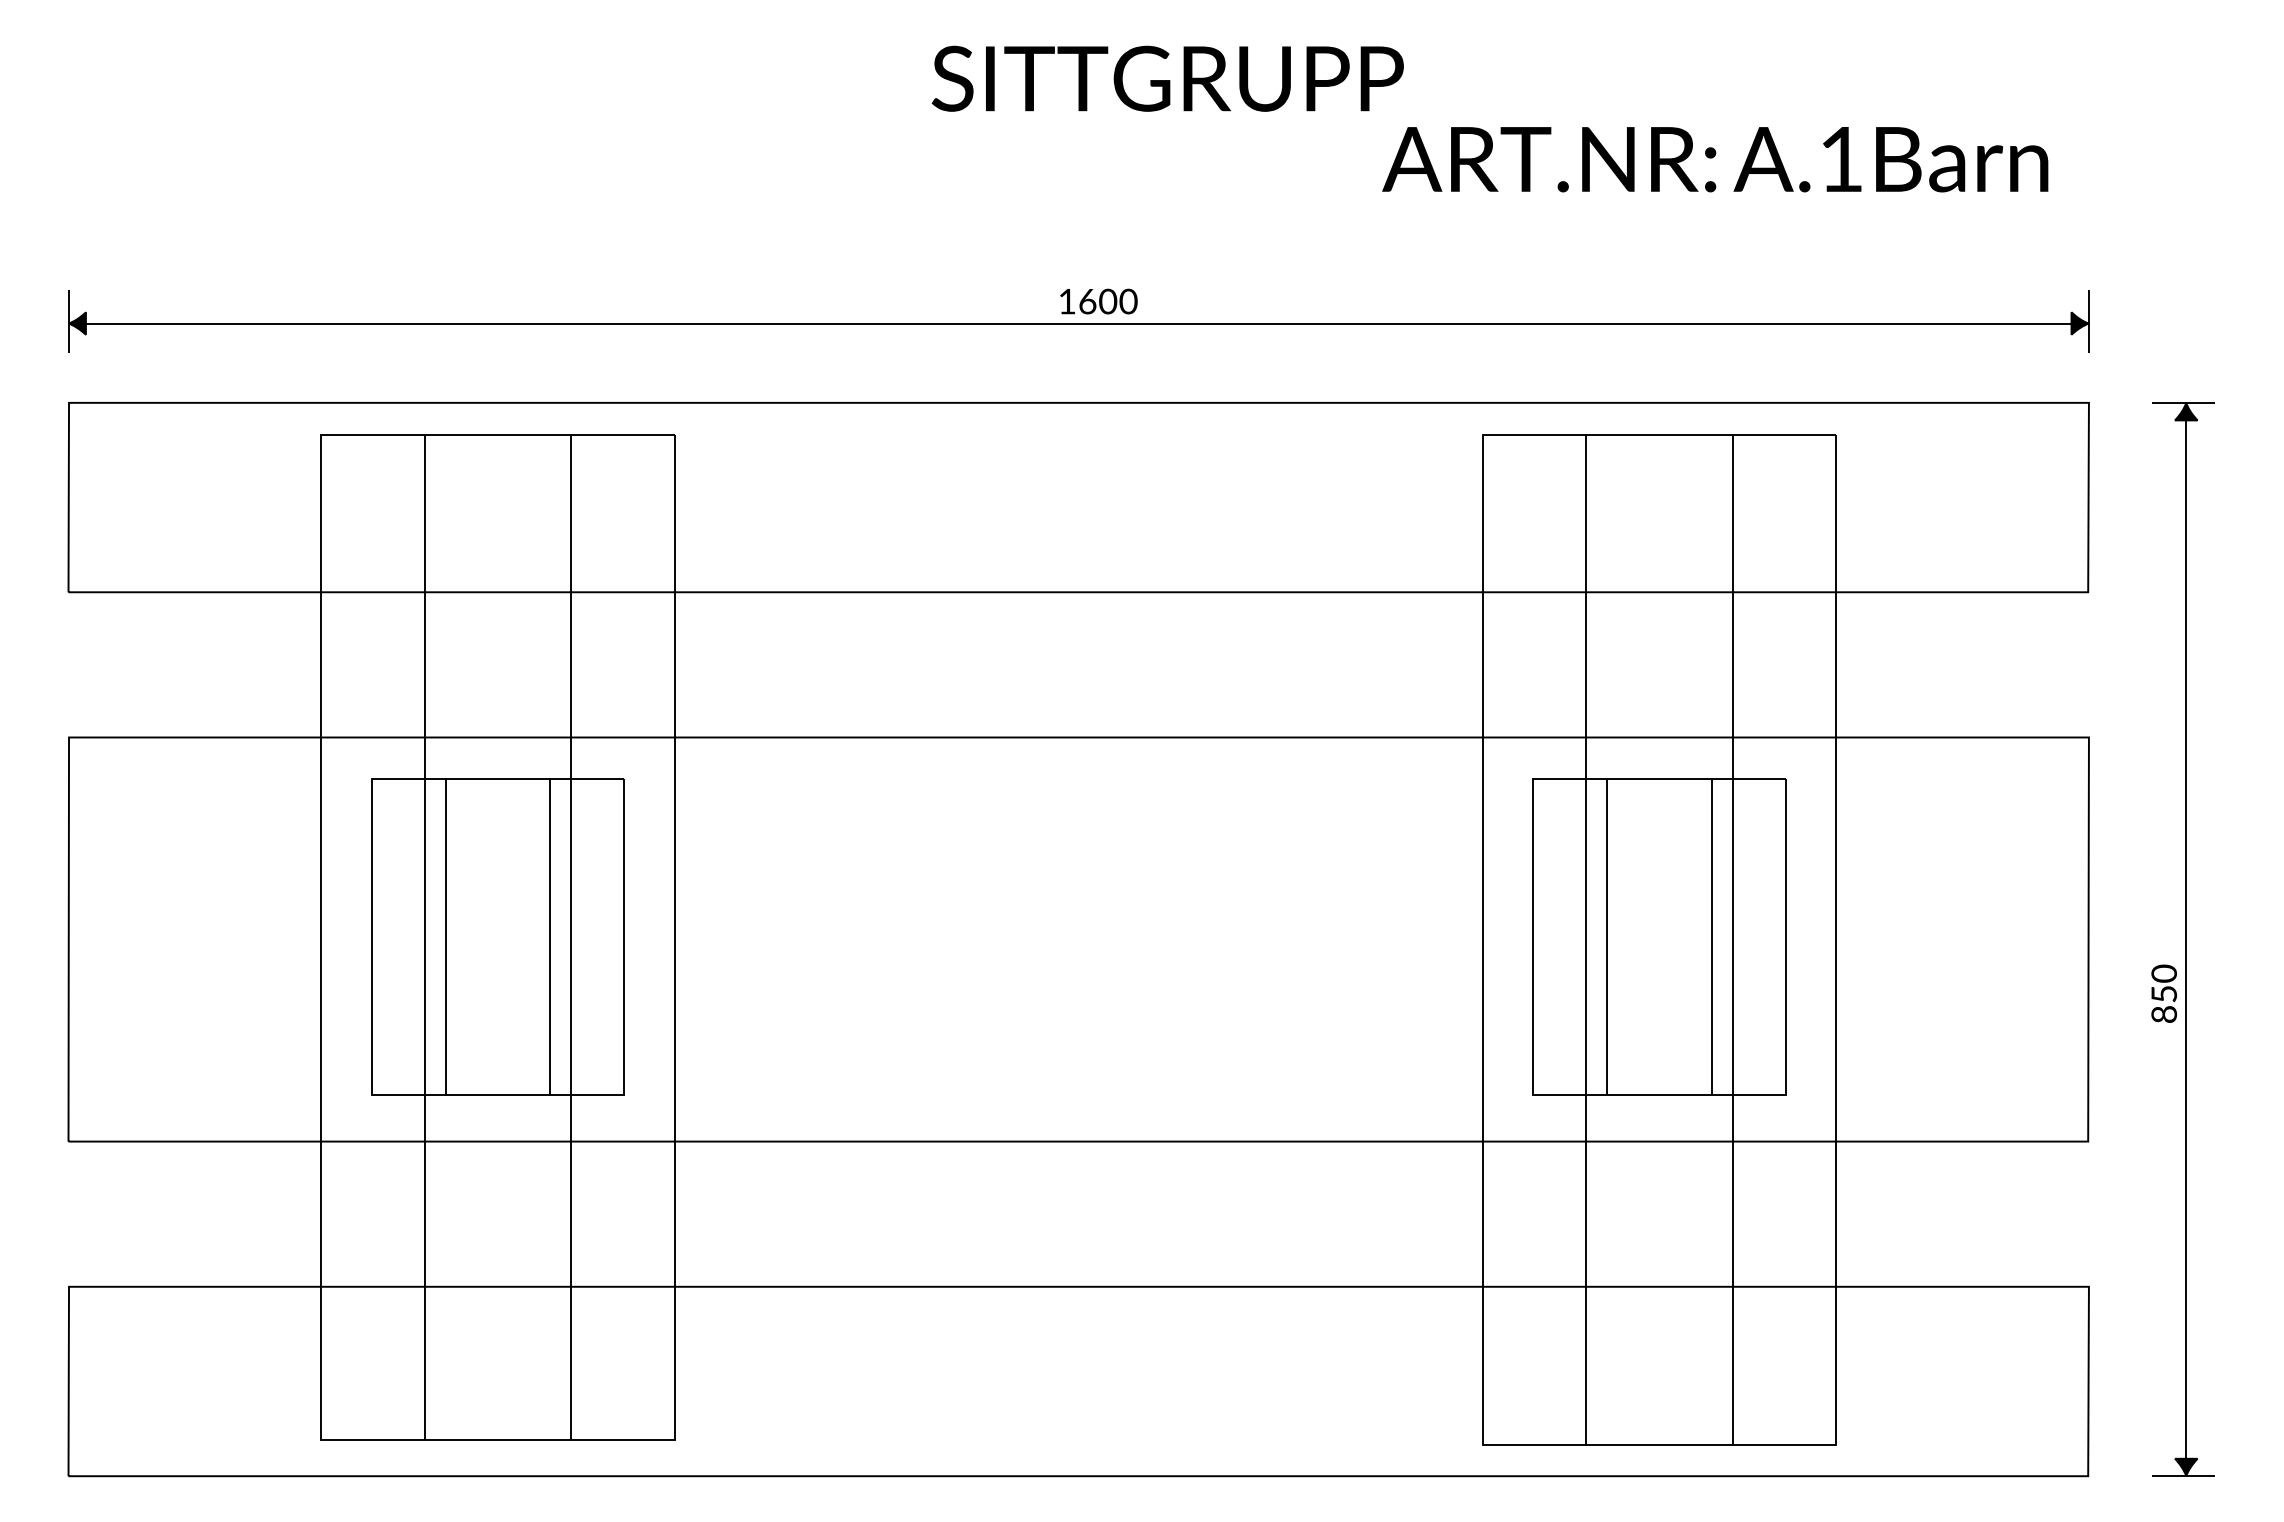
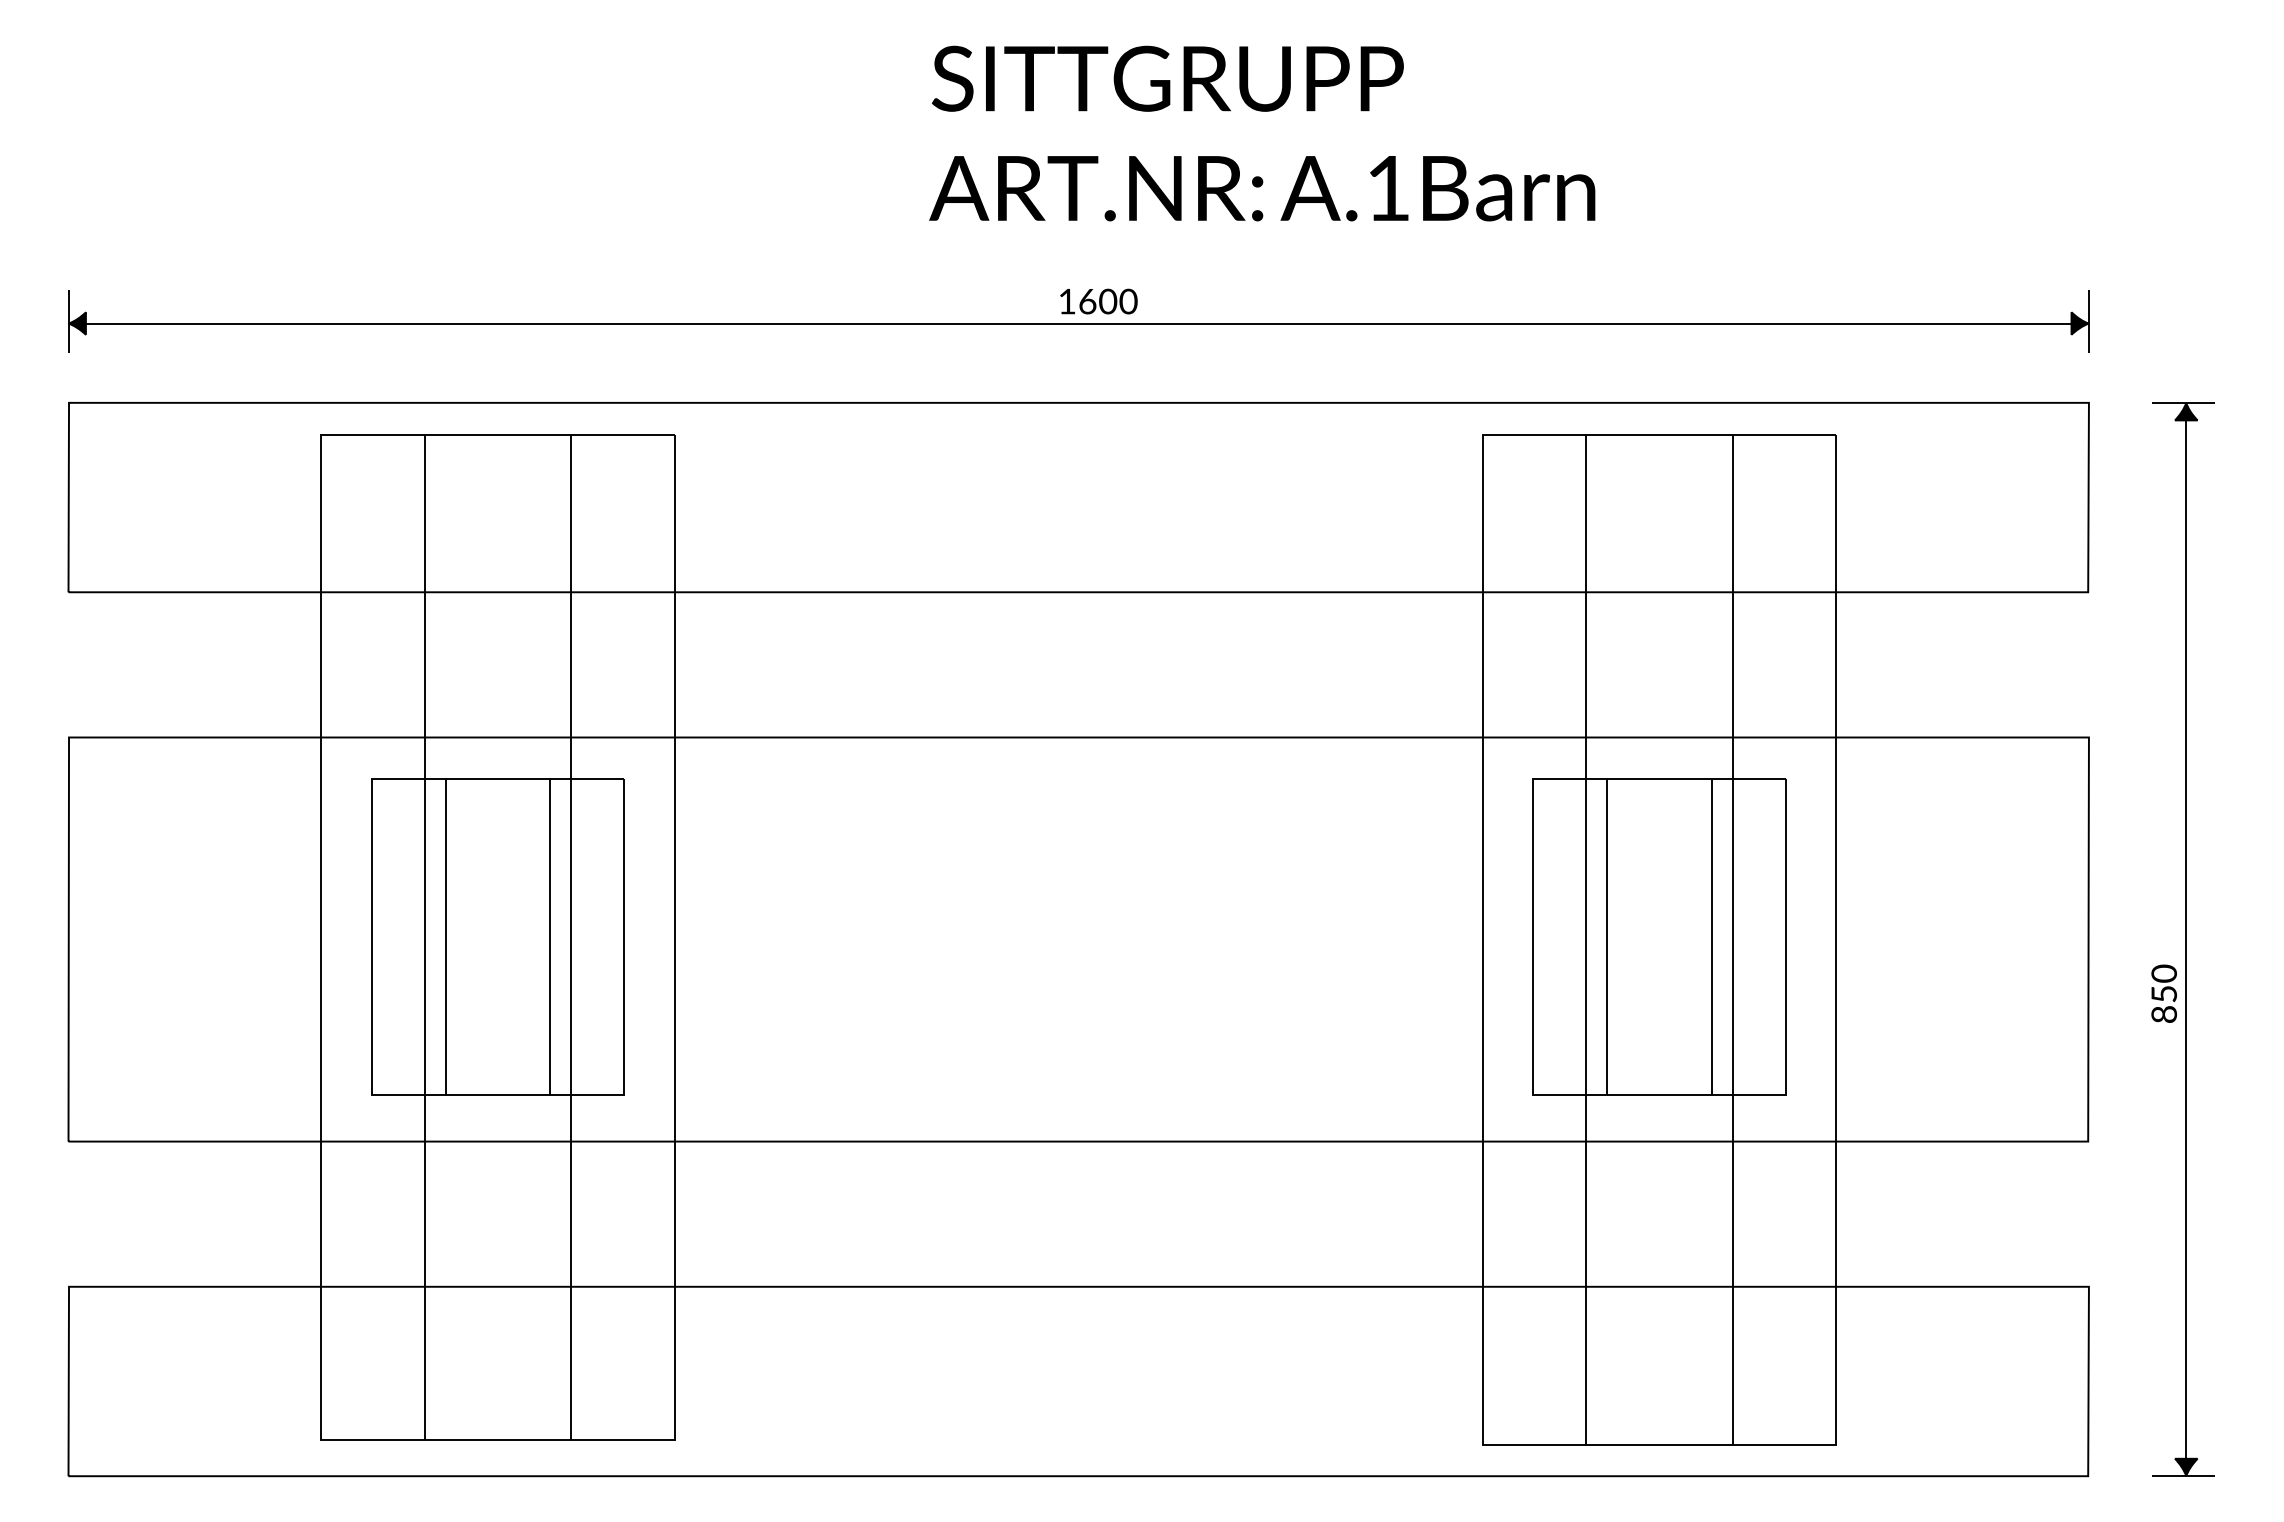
text position: (1715, 159) -> (1262, 188) (1262, 188)
